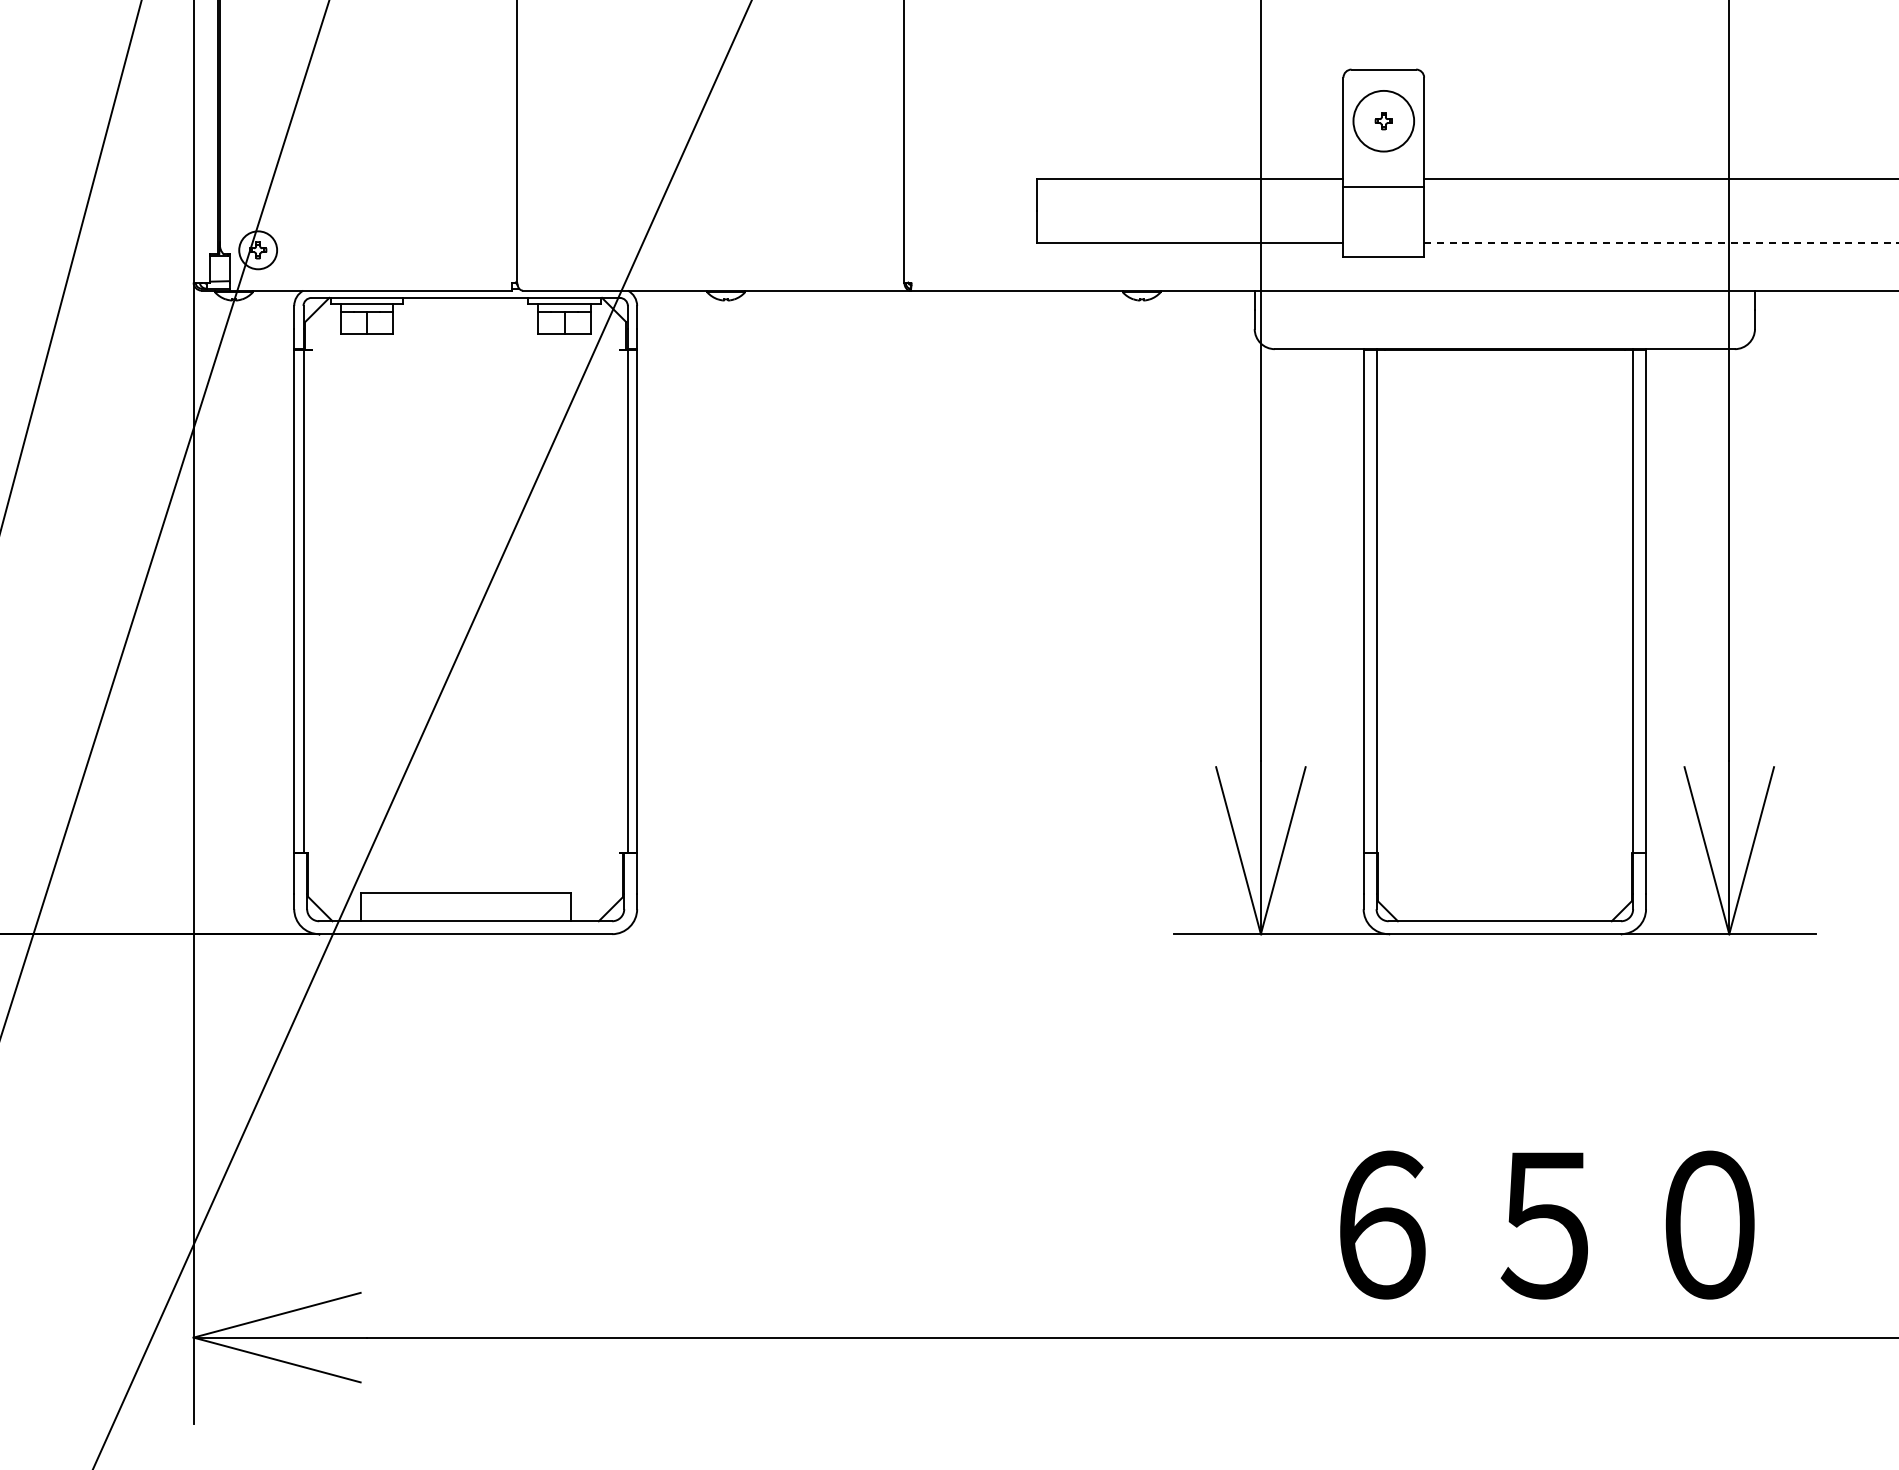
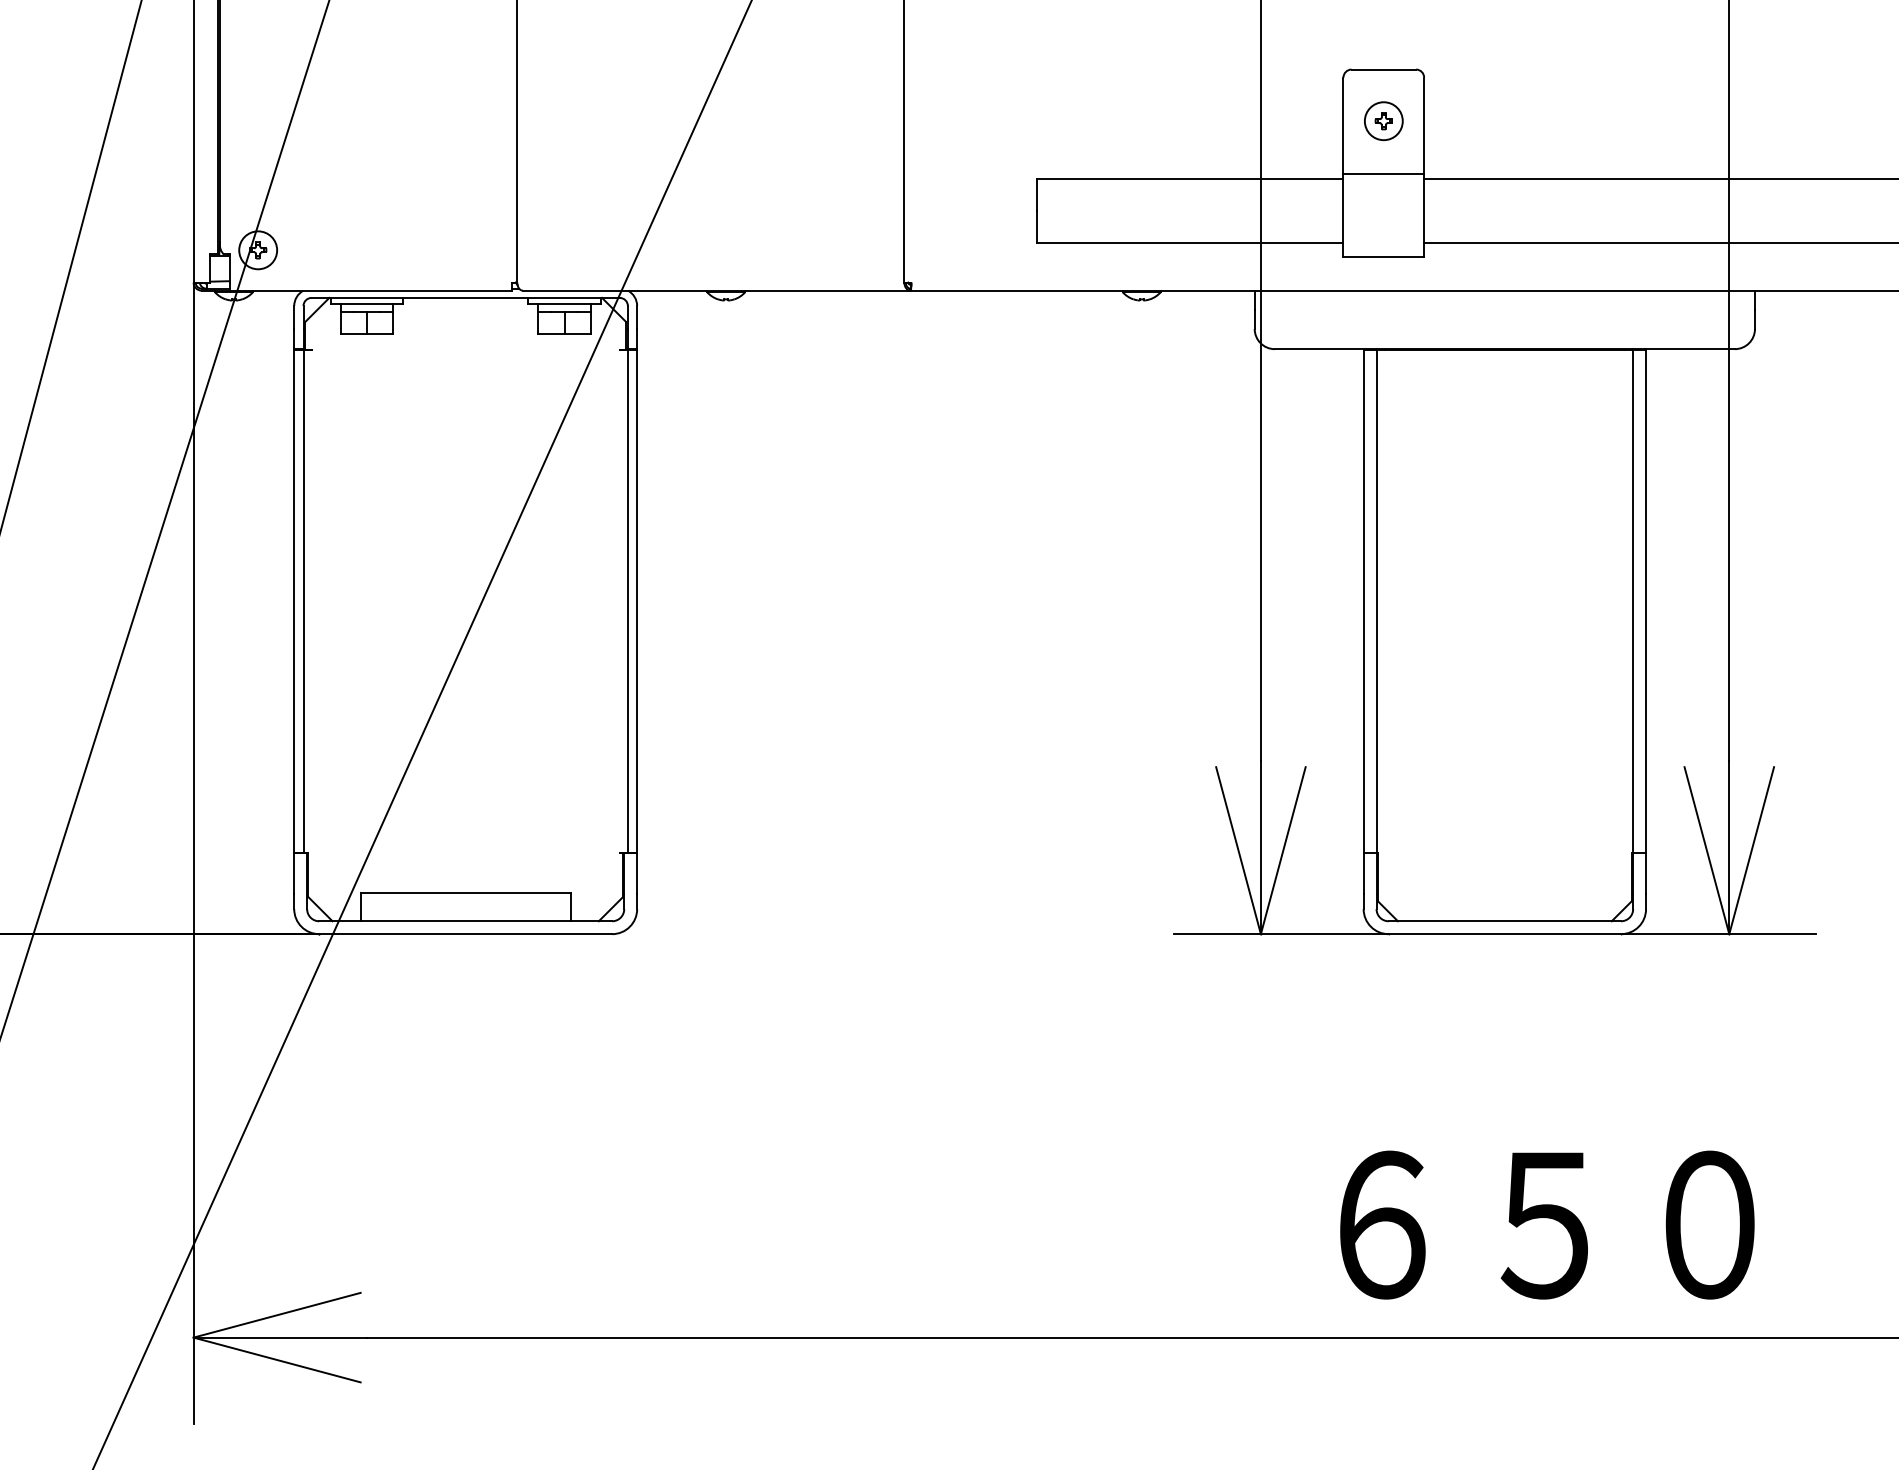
circle diameter: 61 px -> 38 px (1383, 121)
line position: (1383, 187) -> (1383, 174) (1383, 174)
line: dashed -> solid (1661, 243)
